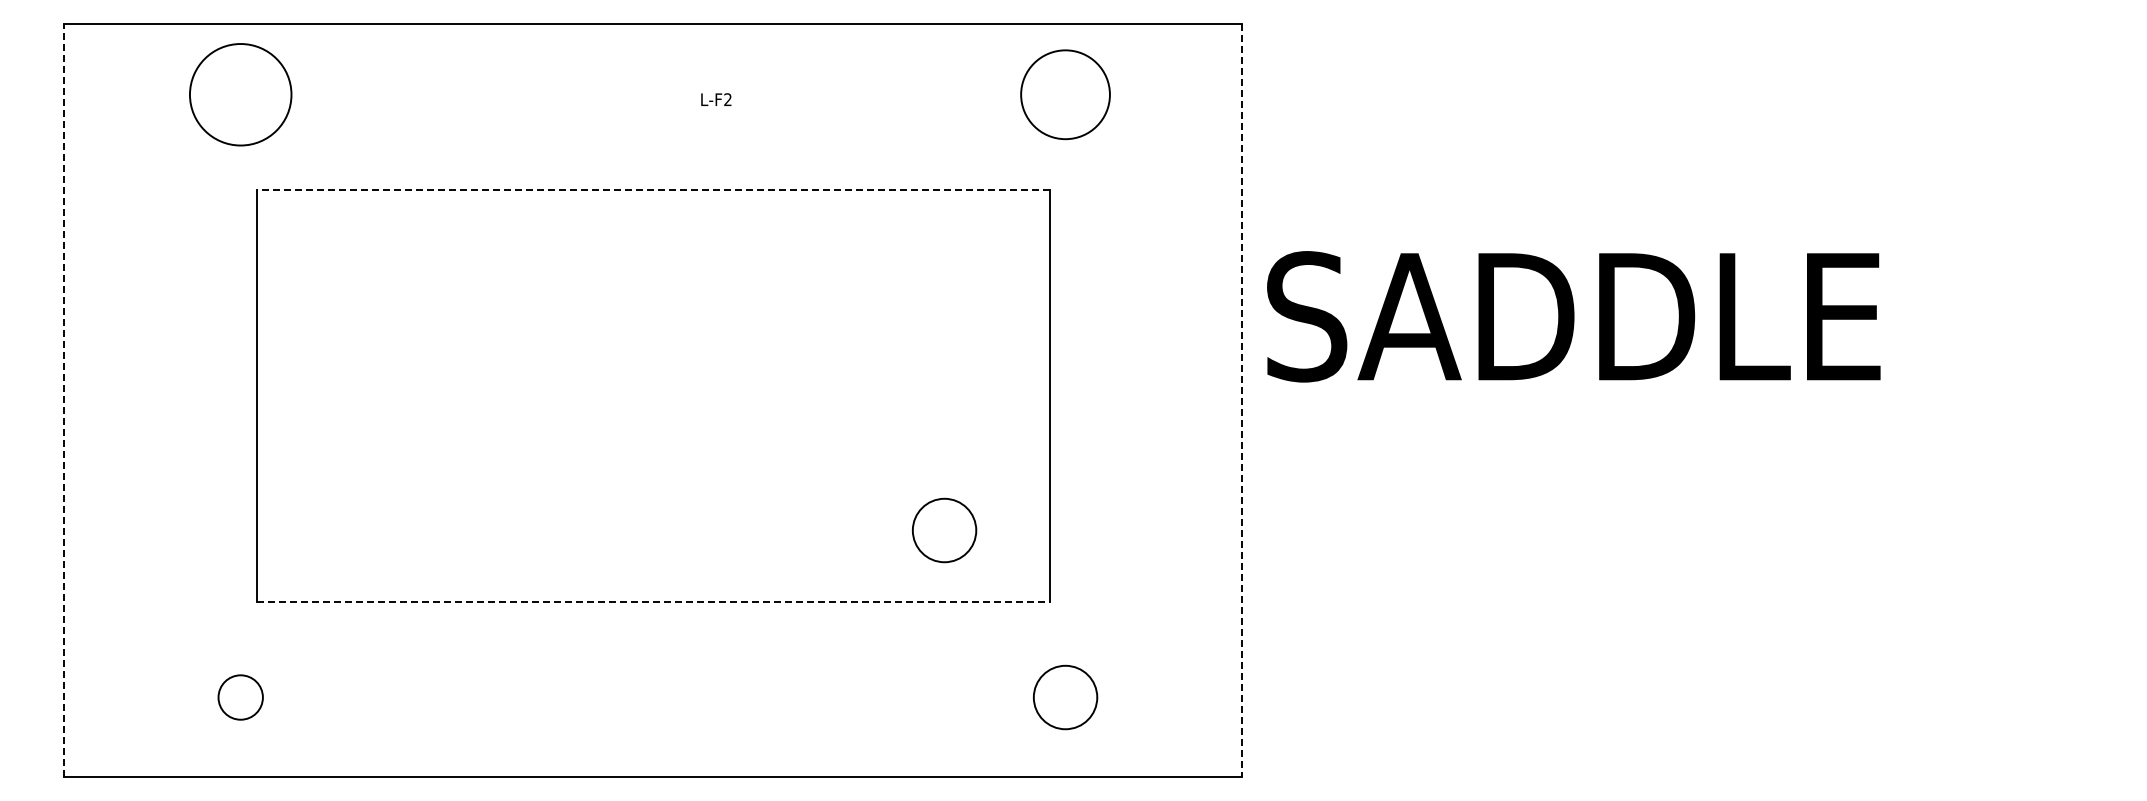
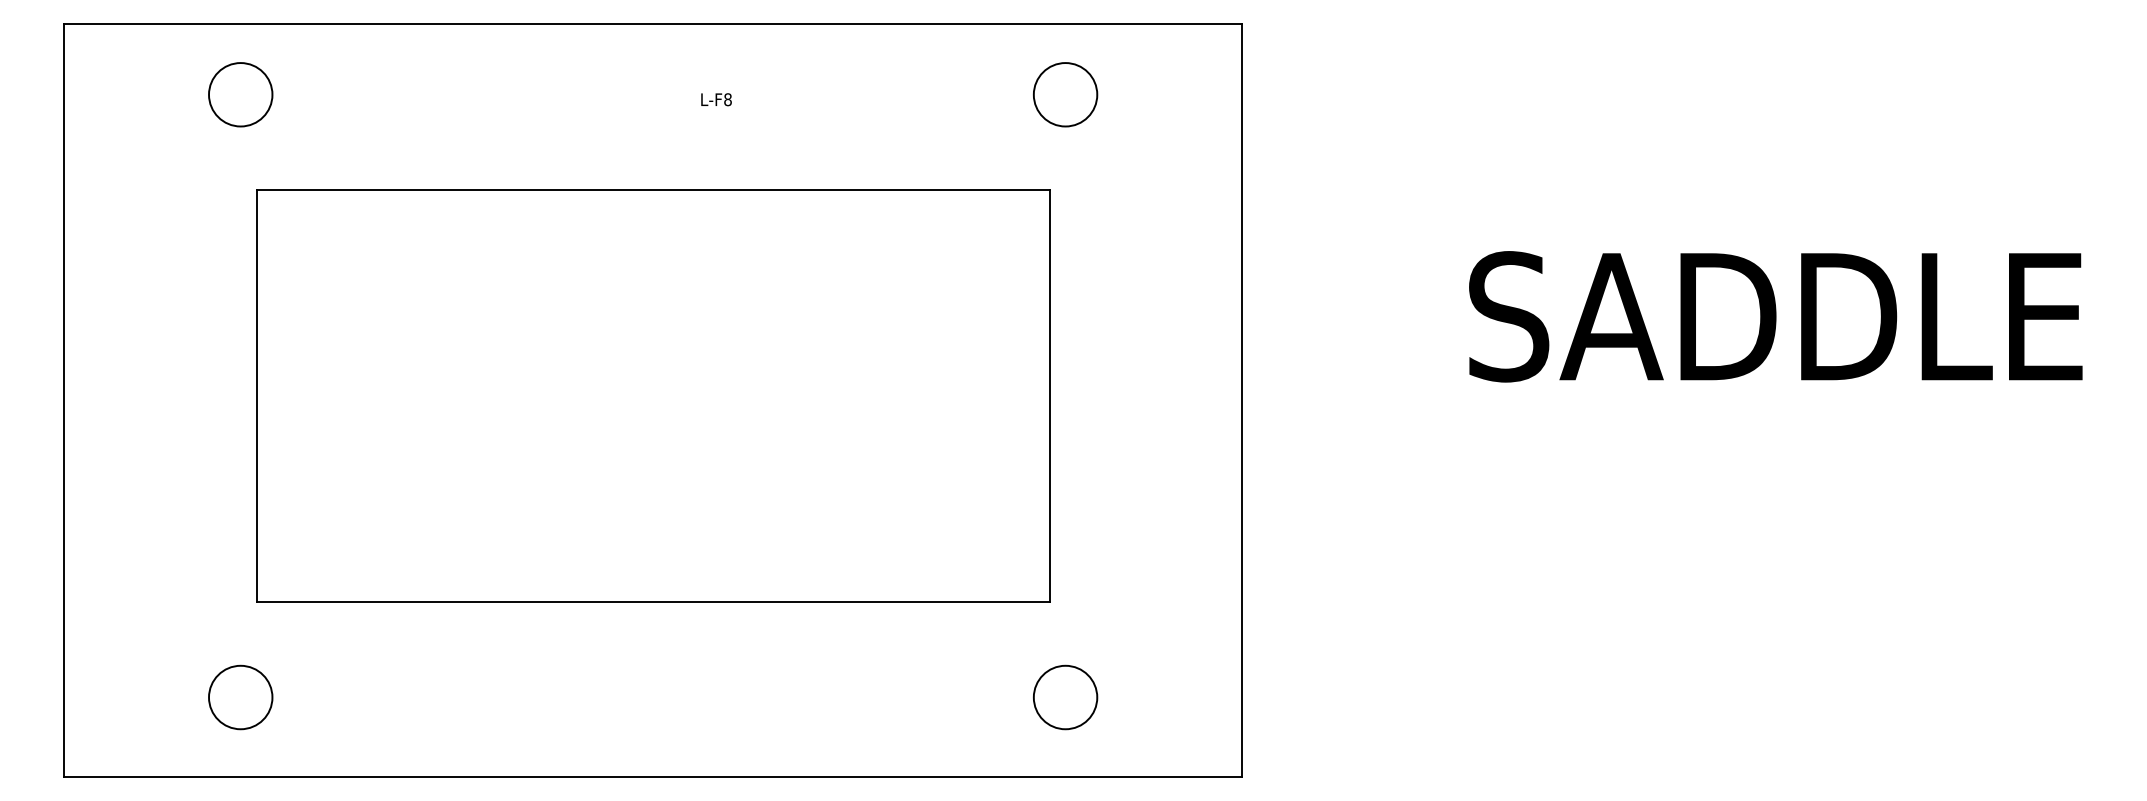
circle diameter: 102 px -> 63 px (240, 94)
circle diameter: 89 px -> 63 px (1065, 94)
text: L-F2 -> L-F8 (727, 99)
line: dashed -> solid (653, 189)
text position: (1573, 316) -> (1775, 316) (1775, 316)
line: dashed -> solid (64, 400)
line: dashed -> solid (1241, 400)
circle: present -> none (944, 530)
line: dashed -> solid (653, 602)
circle diameter: 44 px -> 63 px (240, 697)
